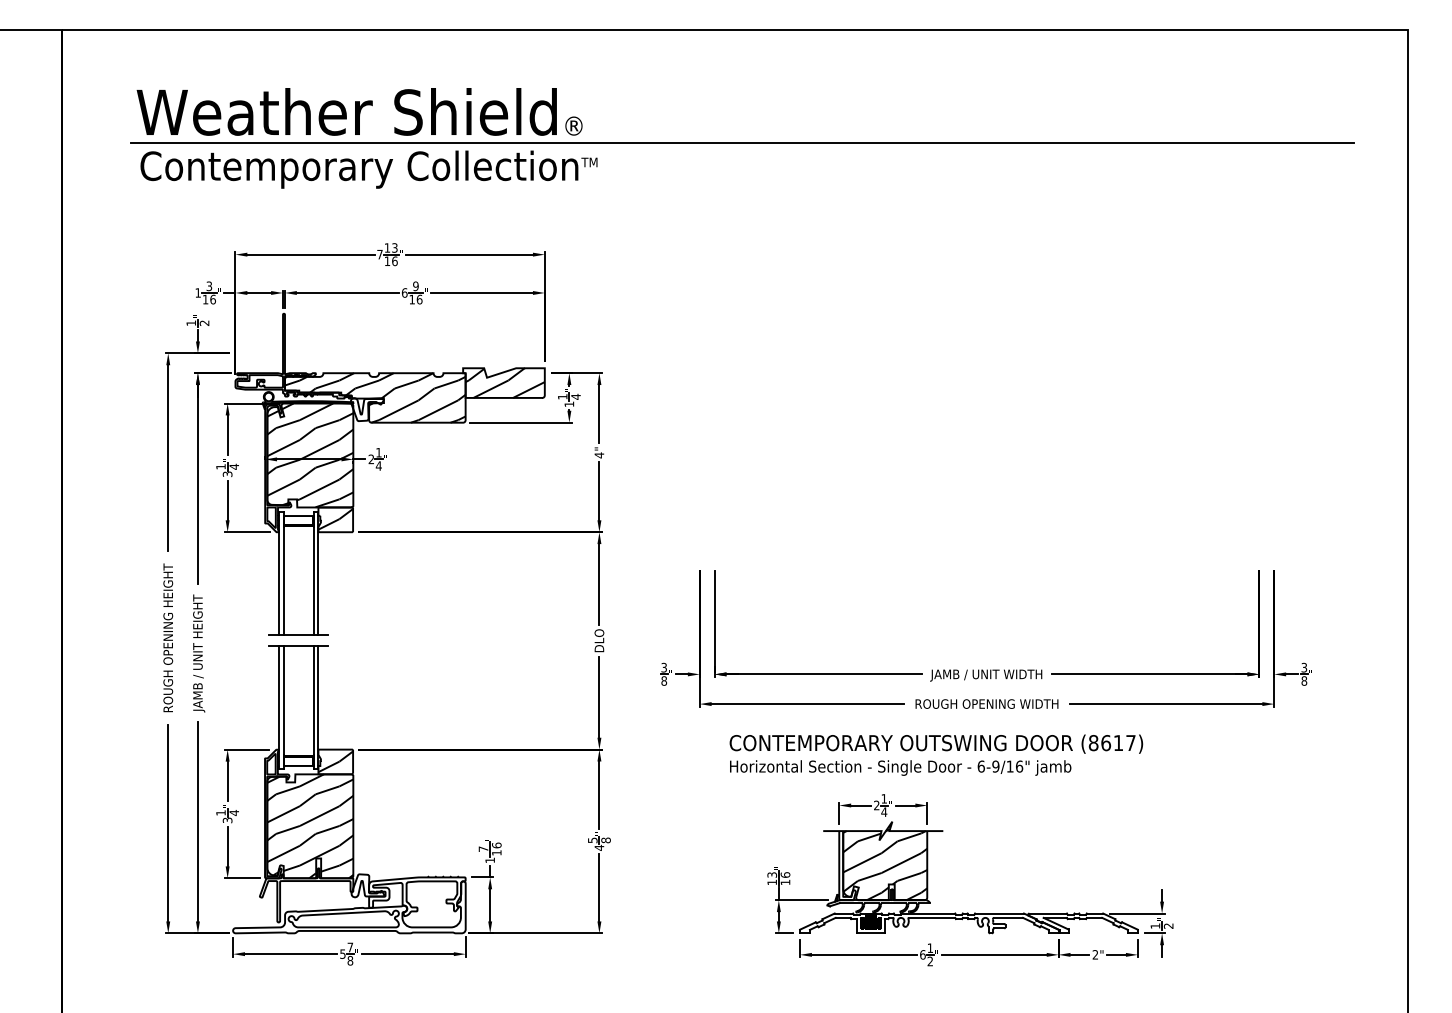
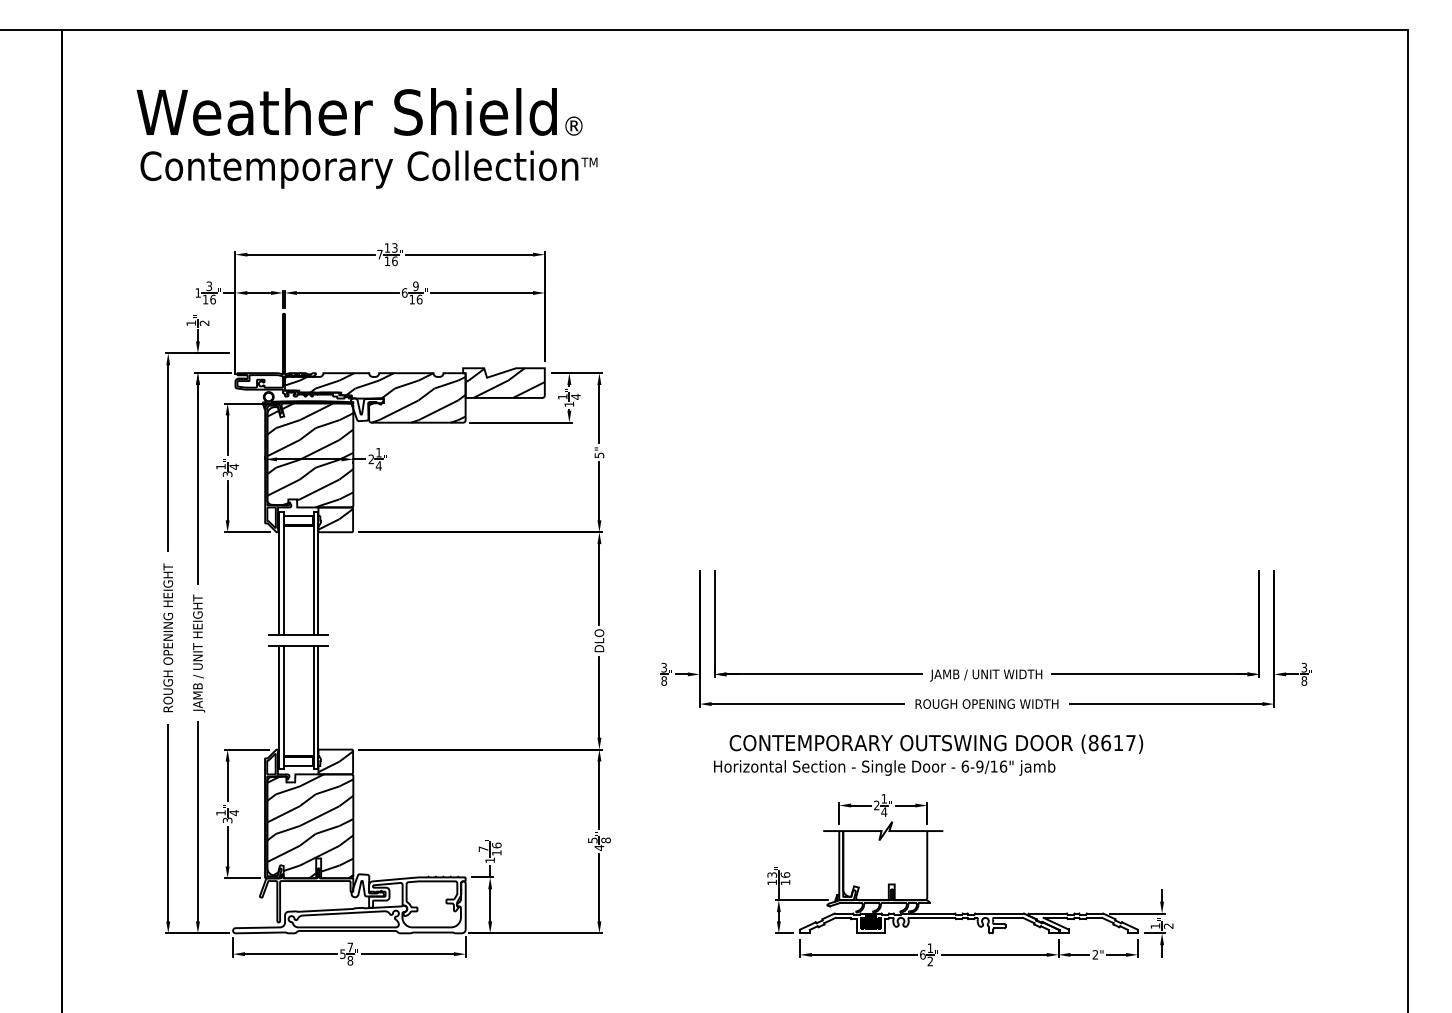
line: present -> none (742, 143)
text: 4" -> 5" (599, 455)
text position: (900, 767) -> (884, 767) (884, 767)
hatch: present -> none (885, 864)
